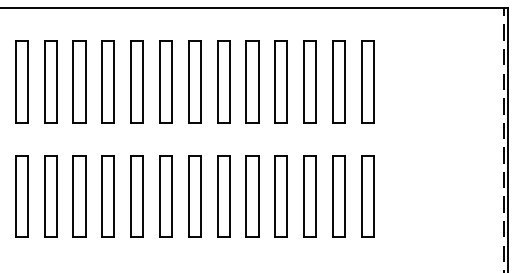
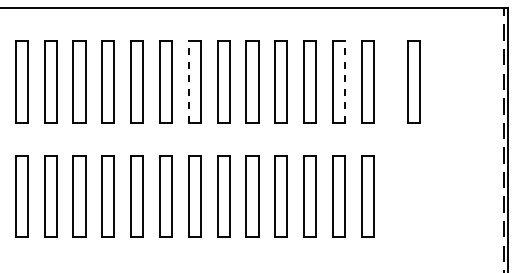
line: solid -> dashed (188, 81)
line: solid -> dashed (345, 81)
part: none -> present (413, 81)
